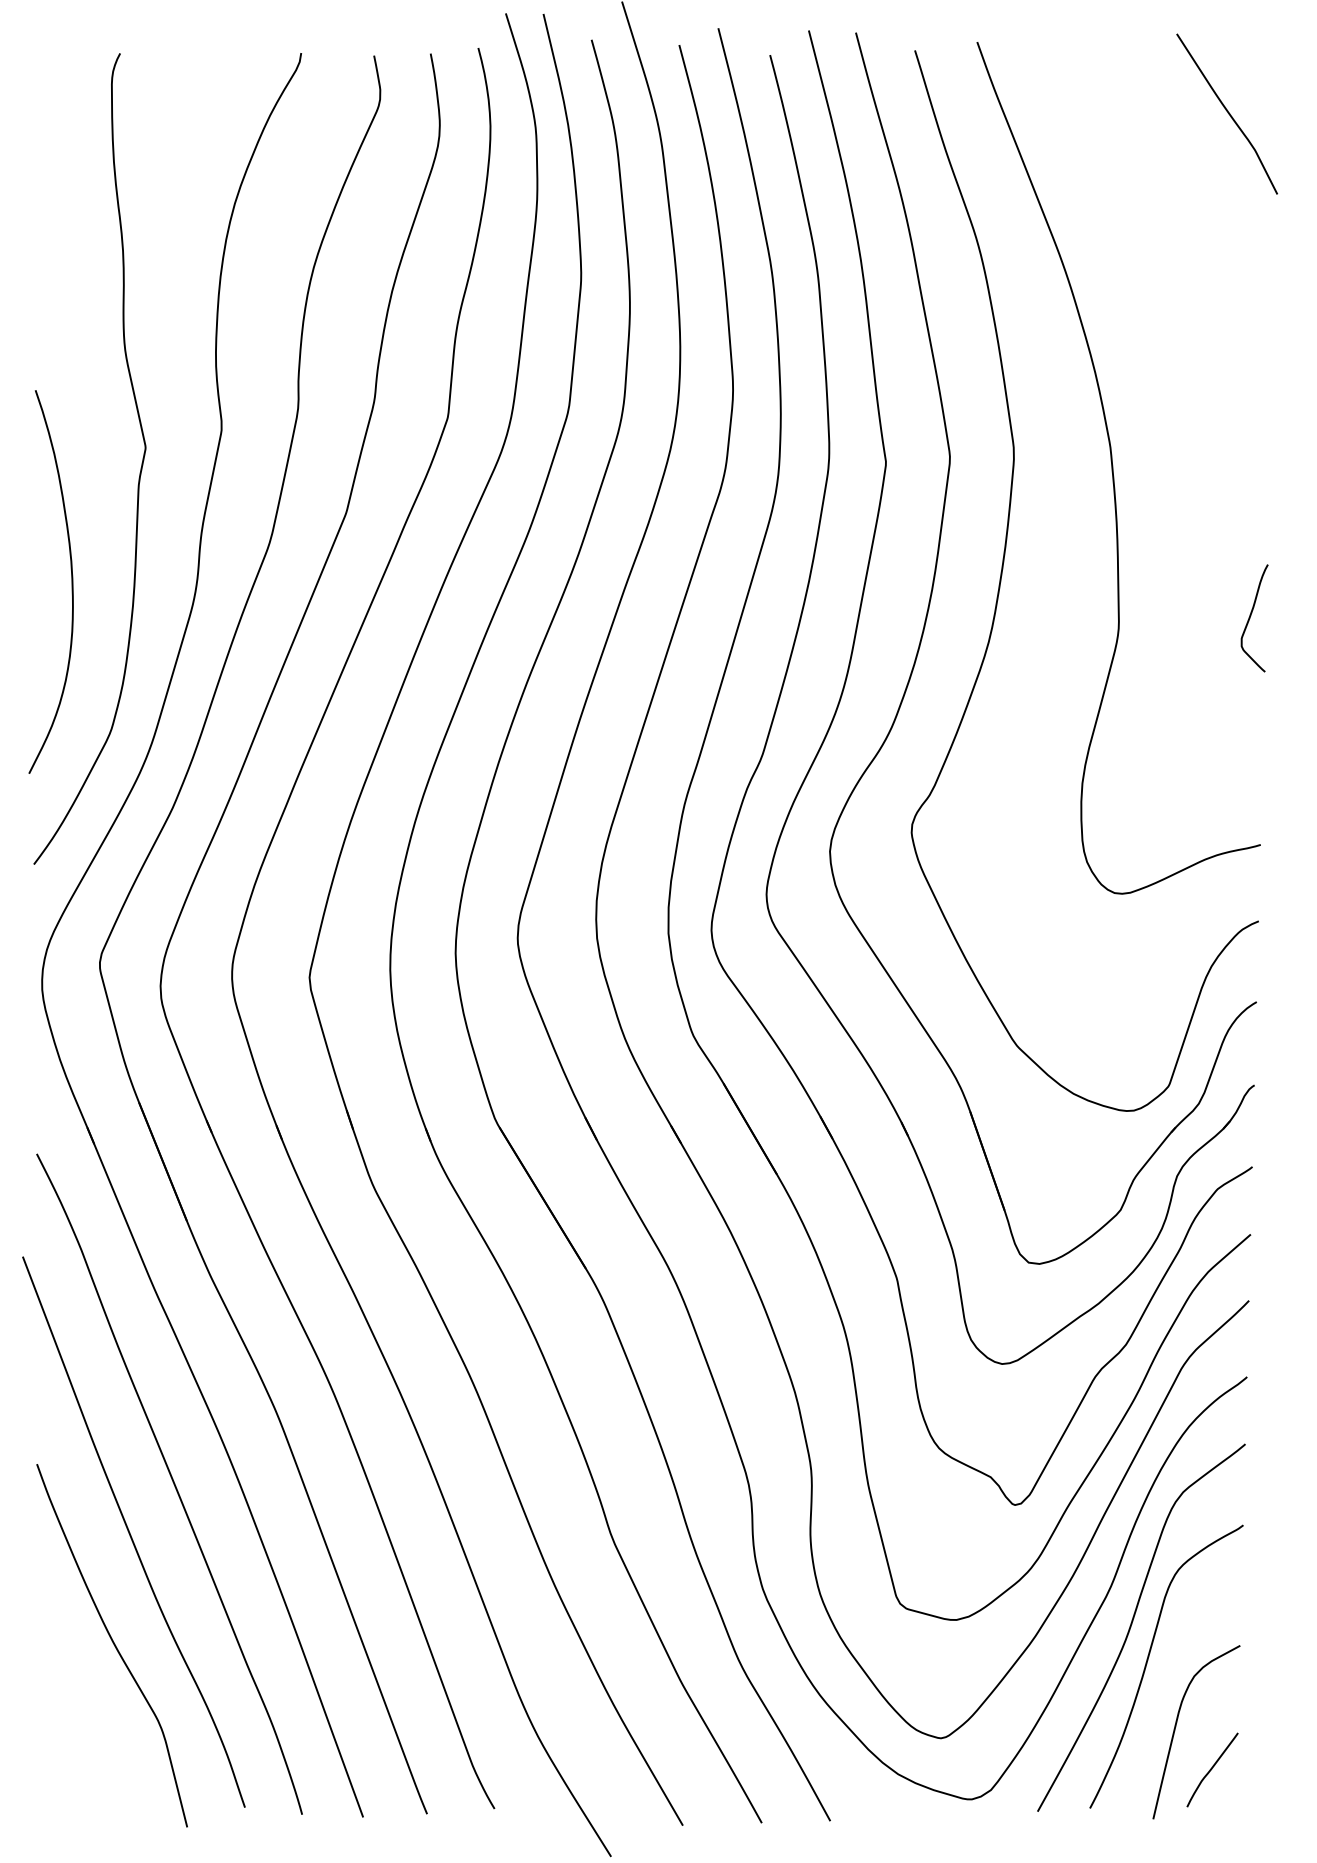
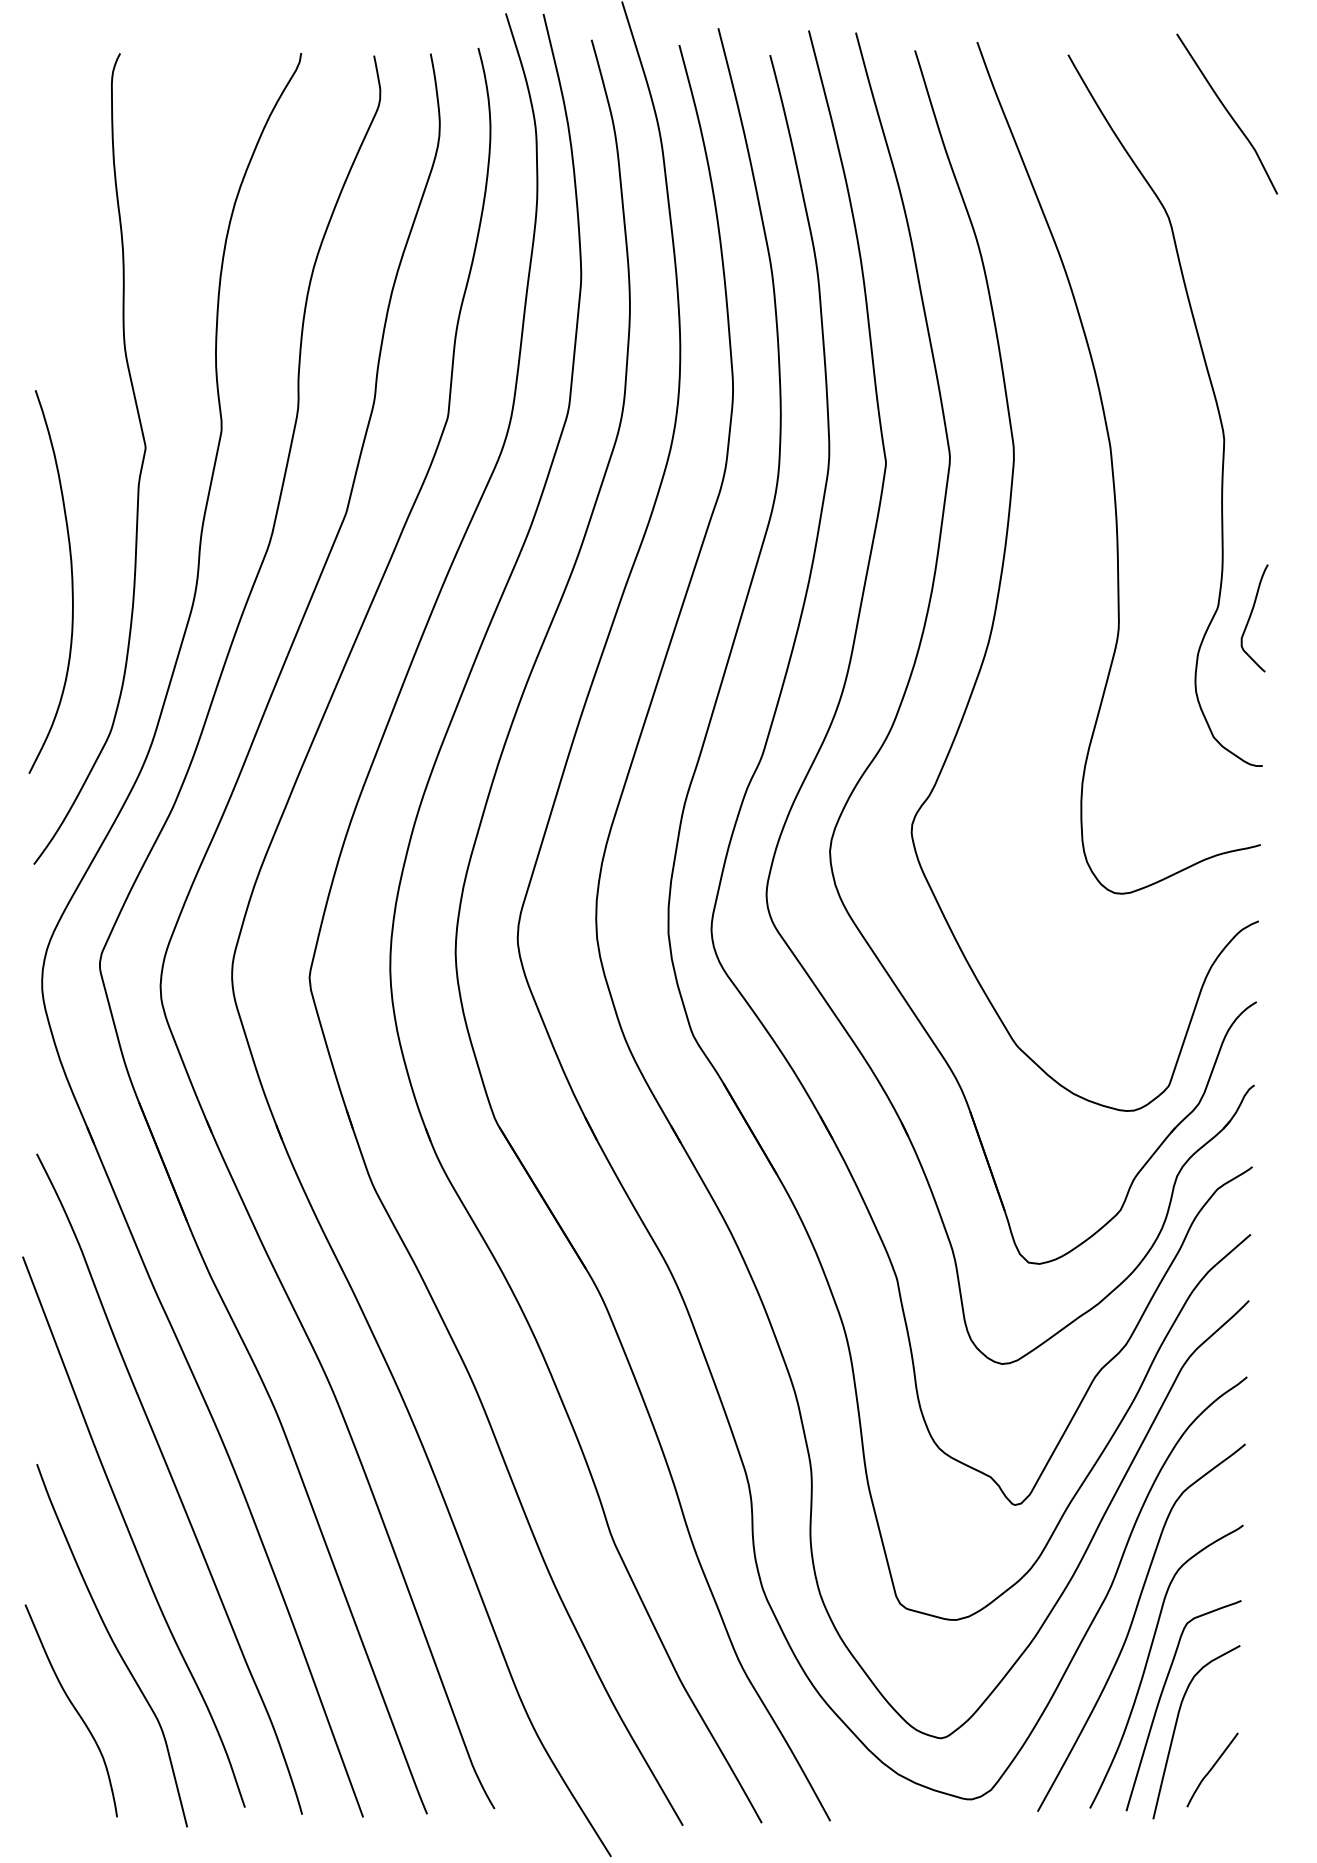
curve: none -> present (1214, 399)
curve: none -> present (1161, 1697)
curve: none -> present (73, 1708)
